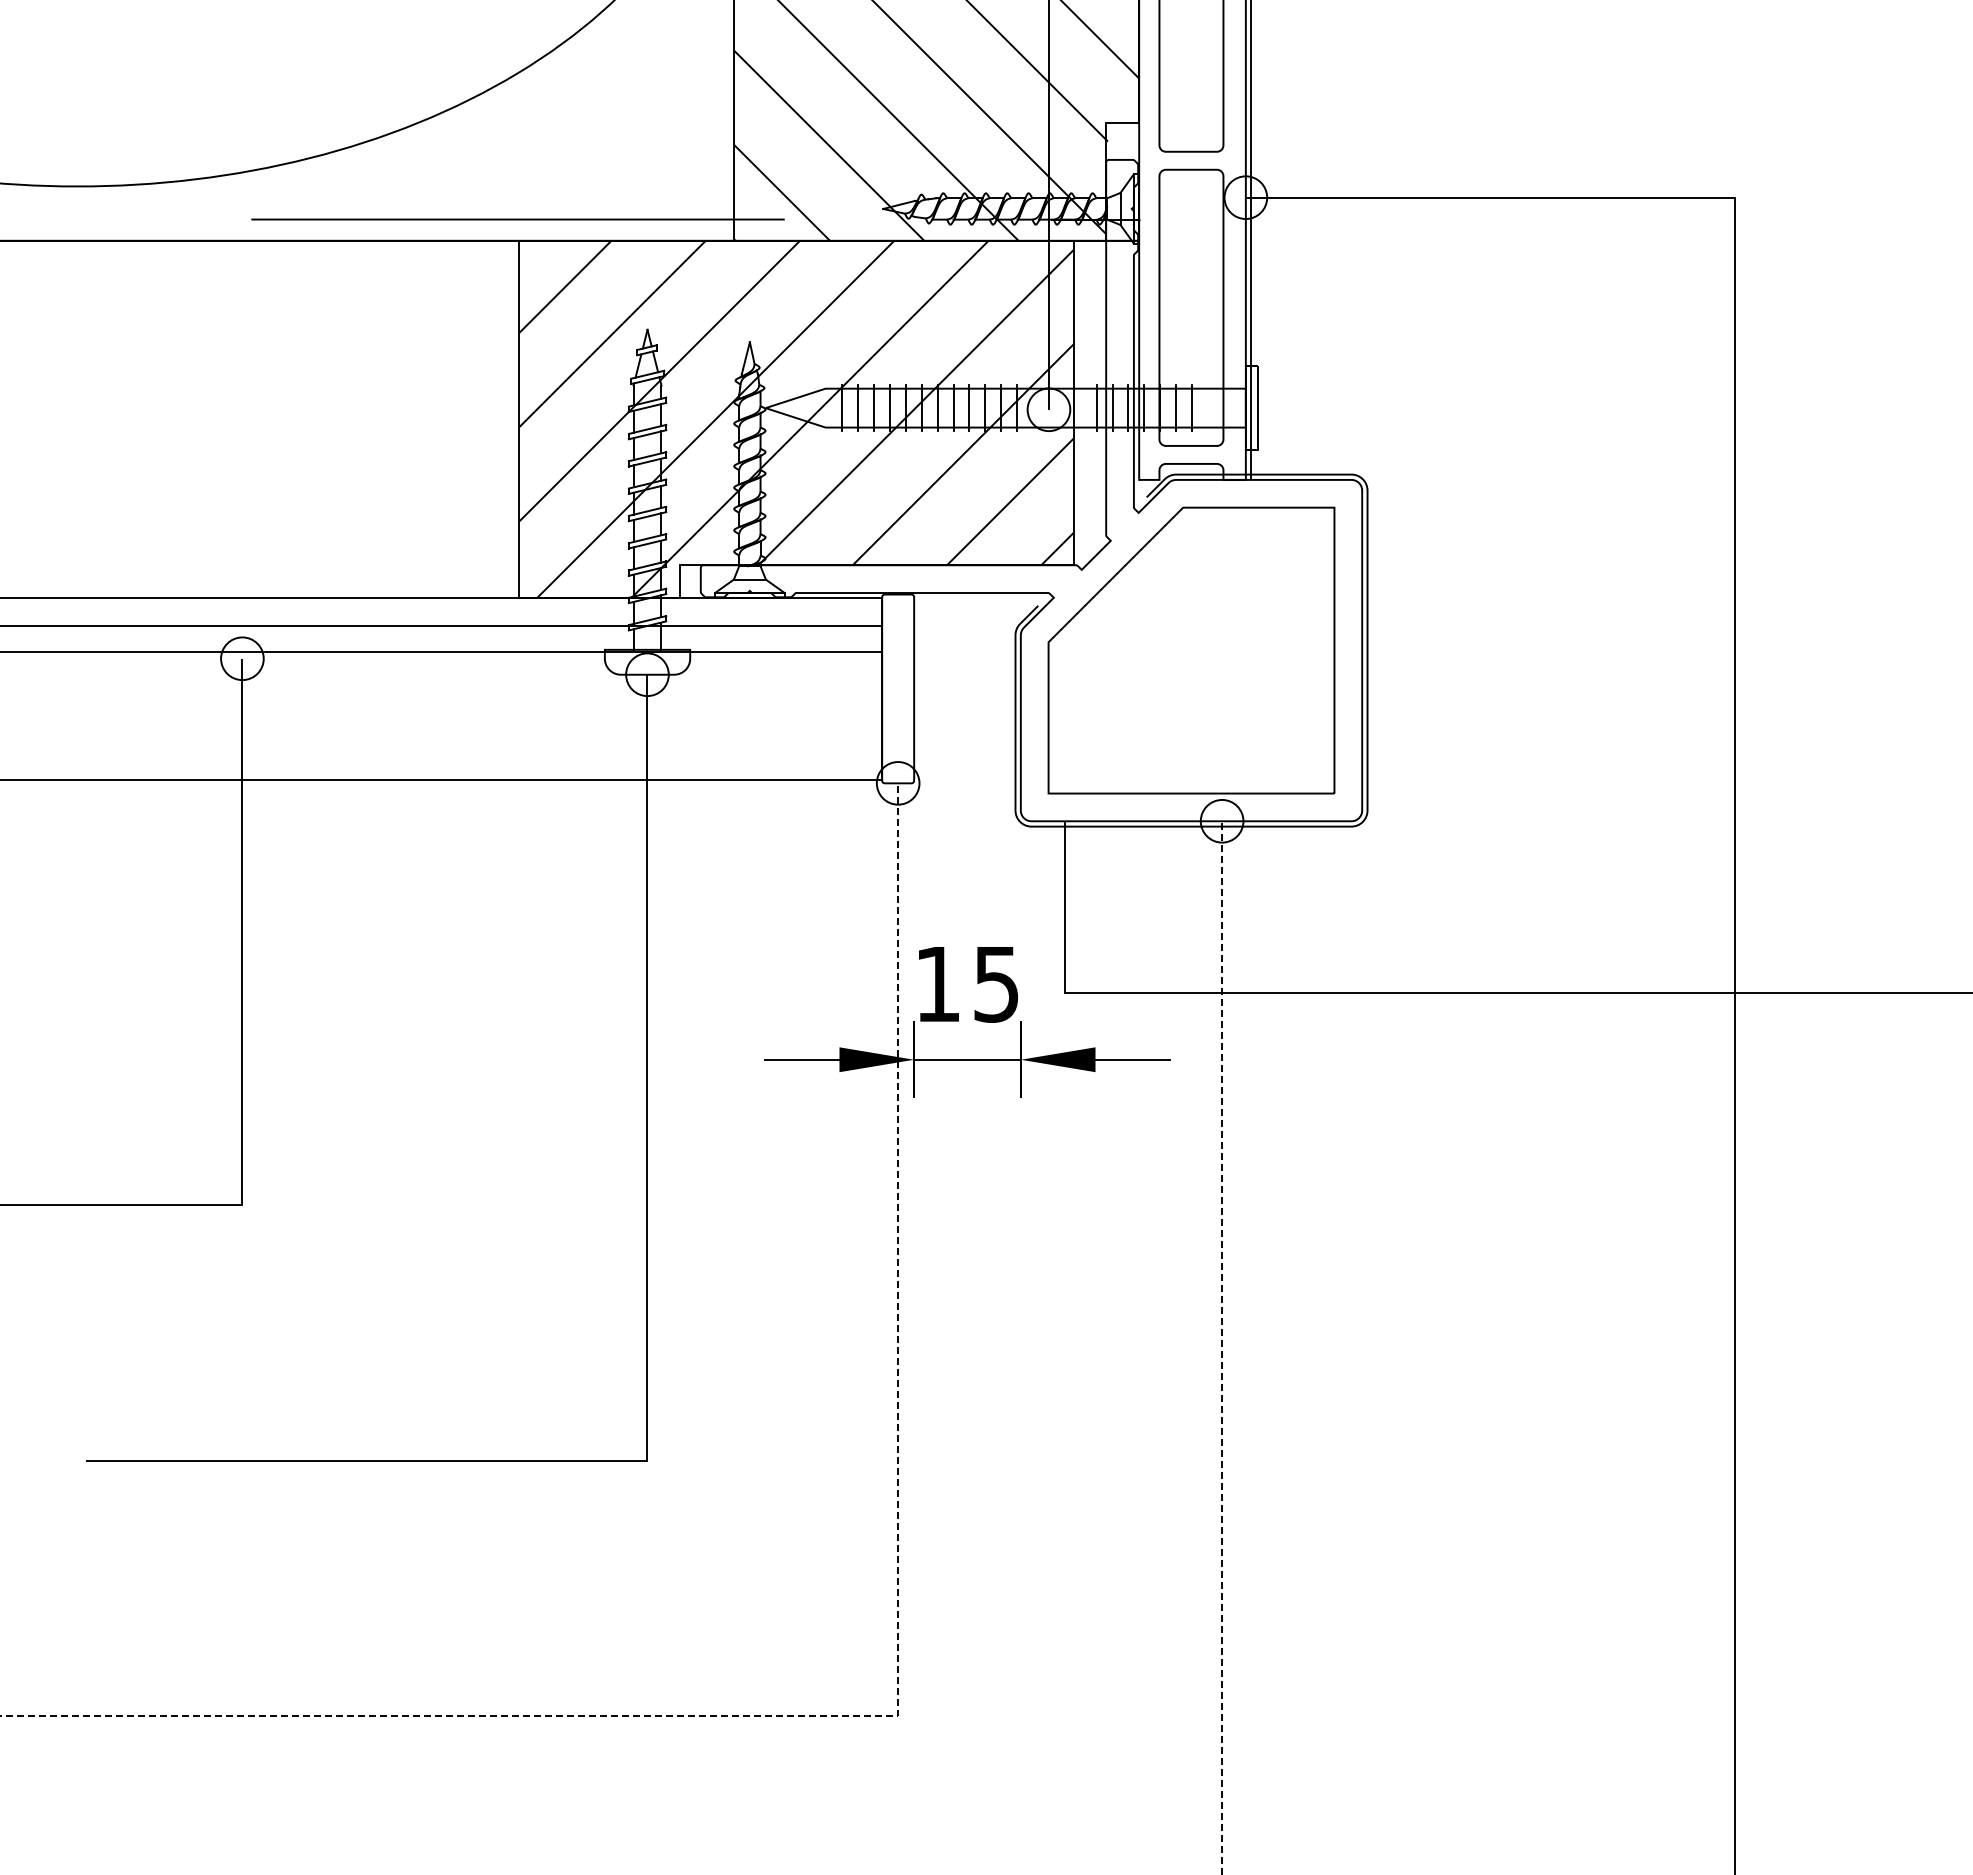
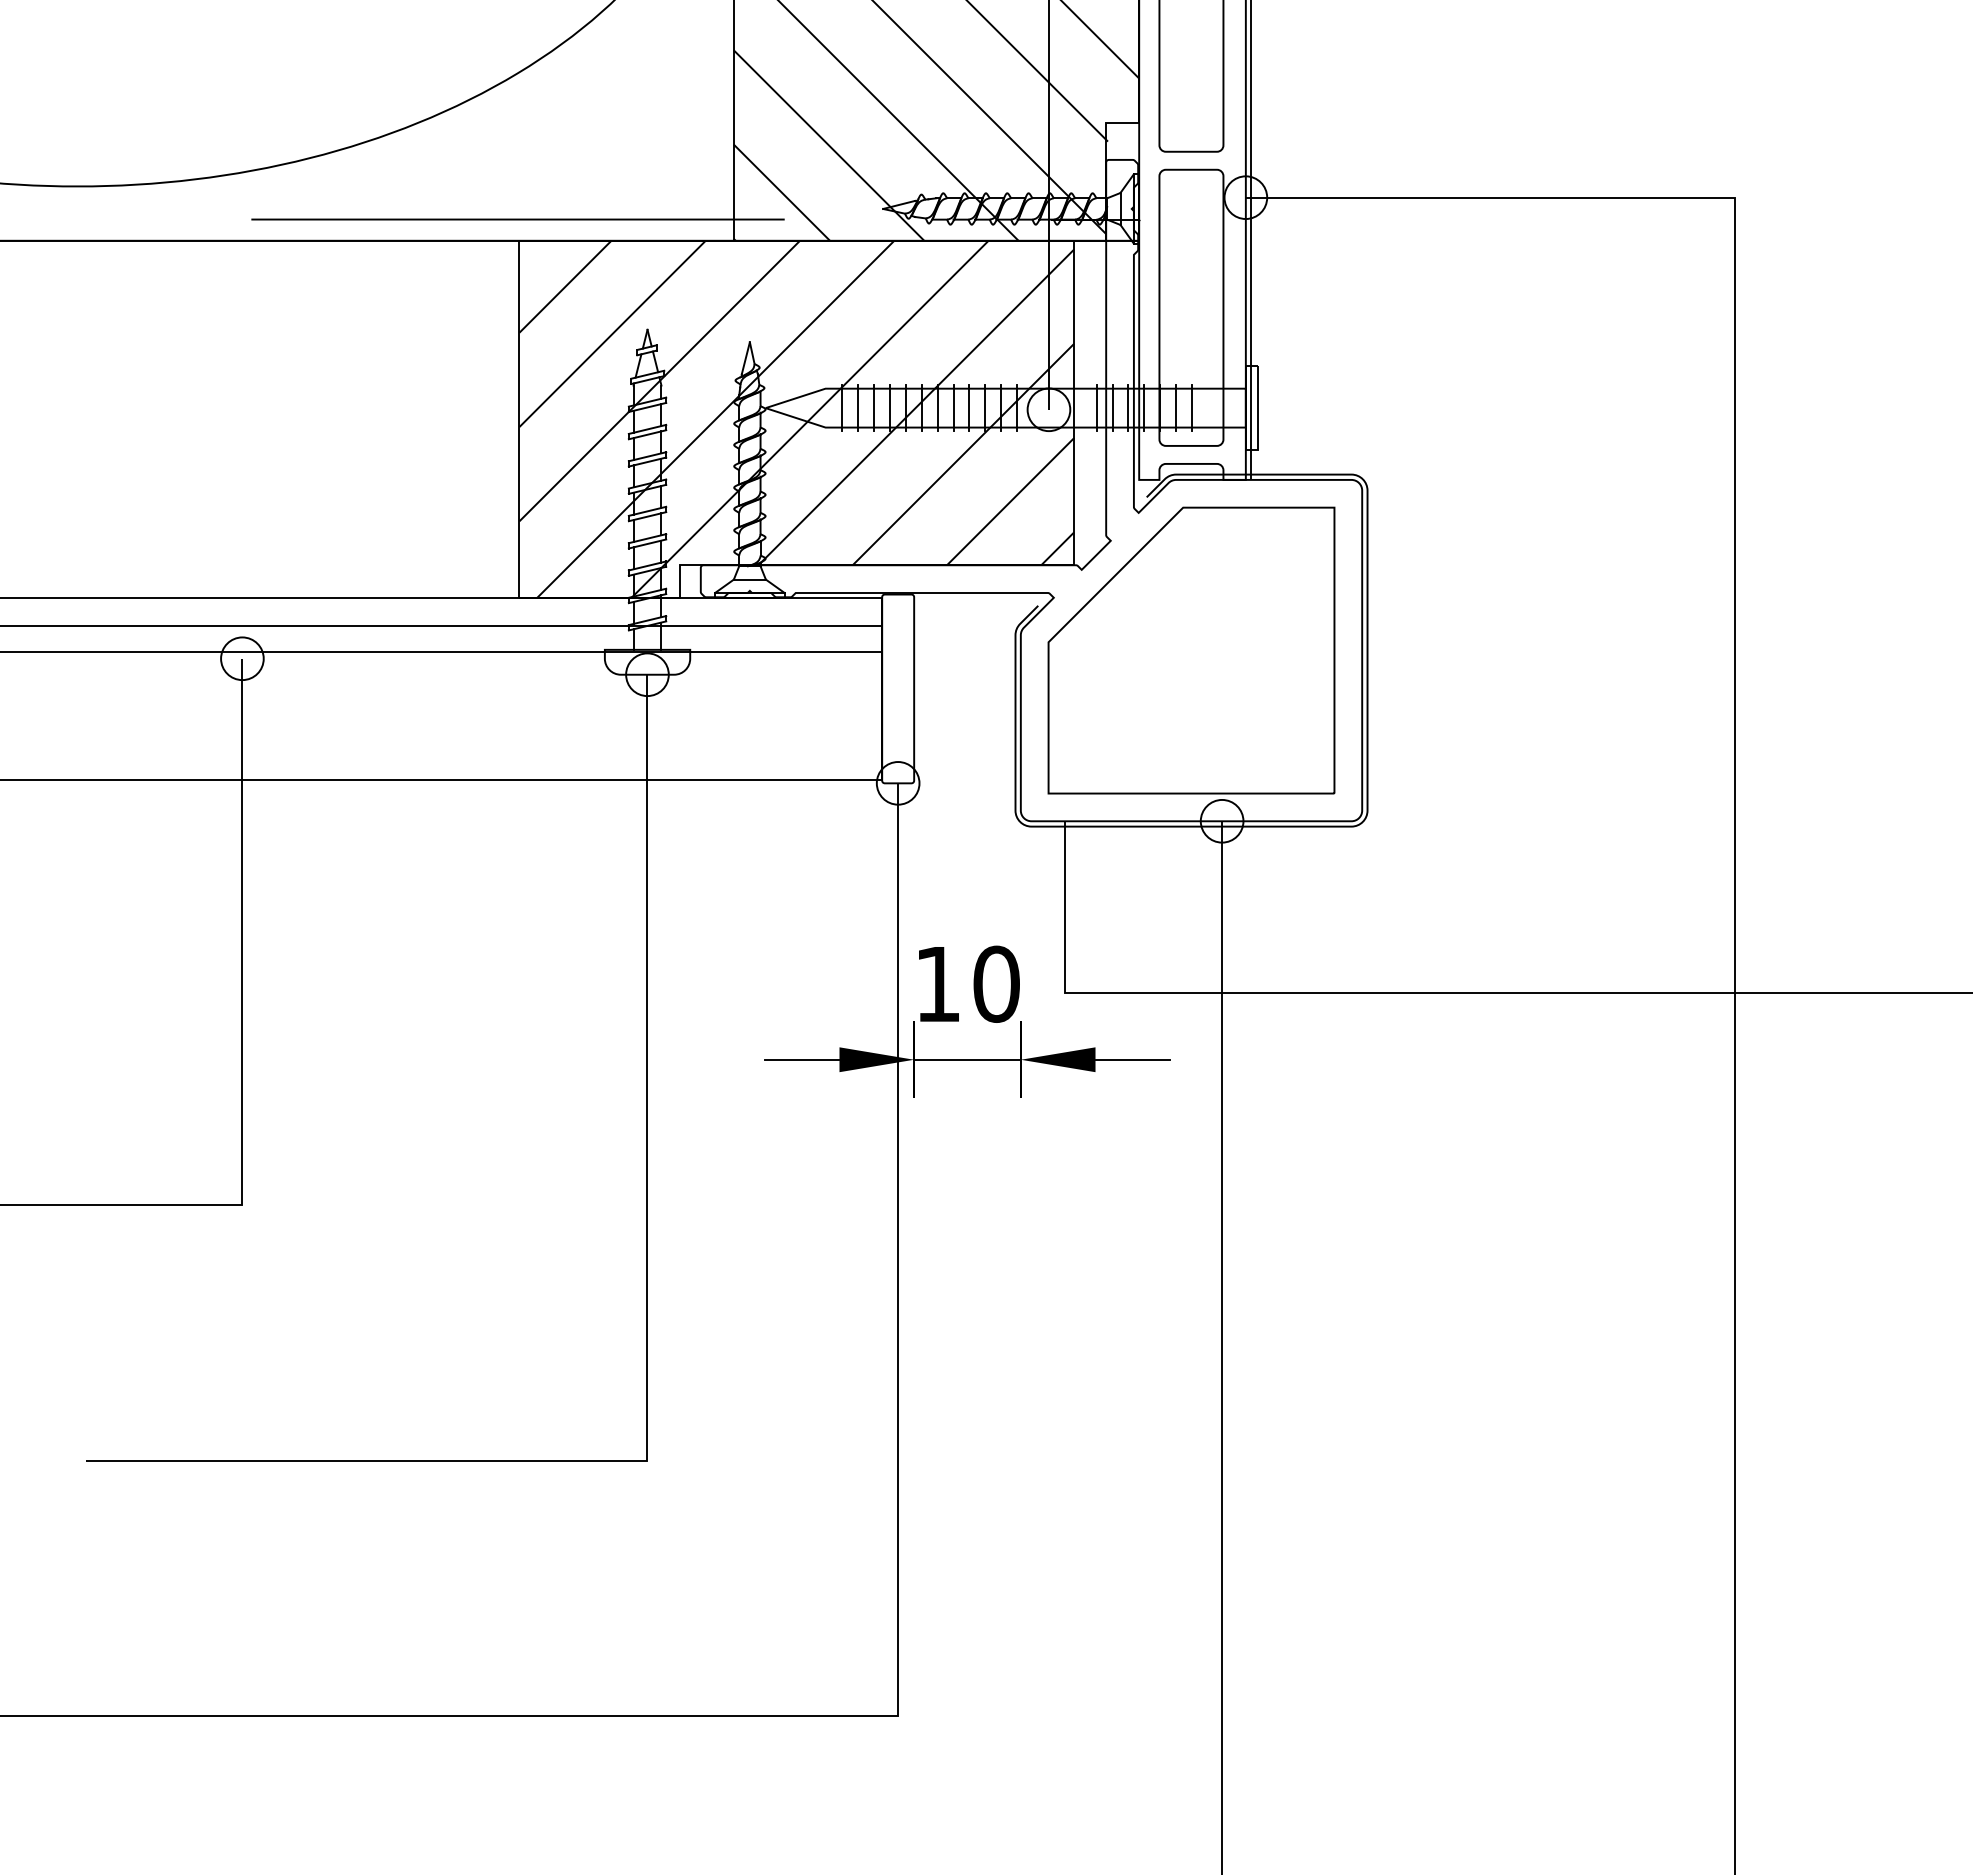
text: 15 -> 10 (996, 983)
line: dashed -> solid (1222, 1348)
line: dashed -> solid (898, 1698)
